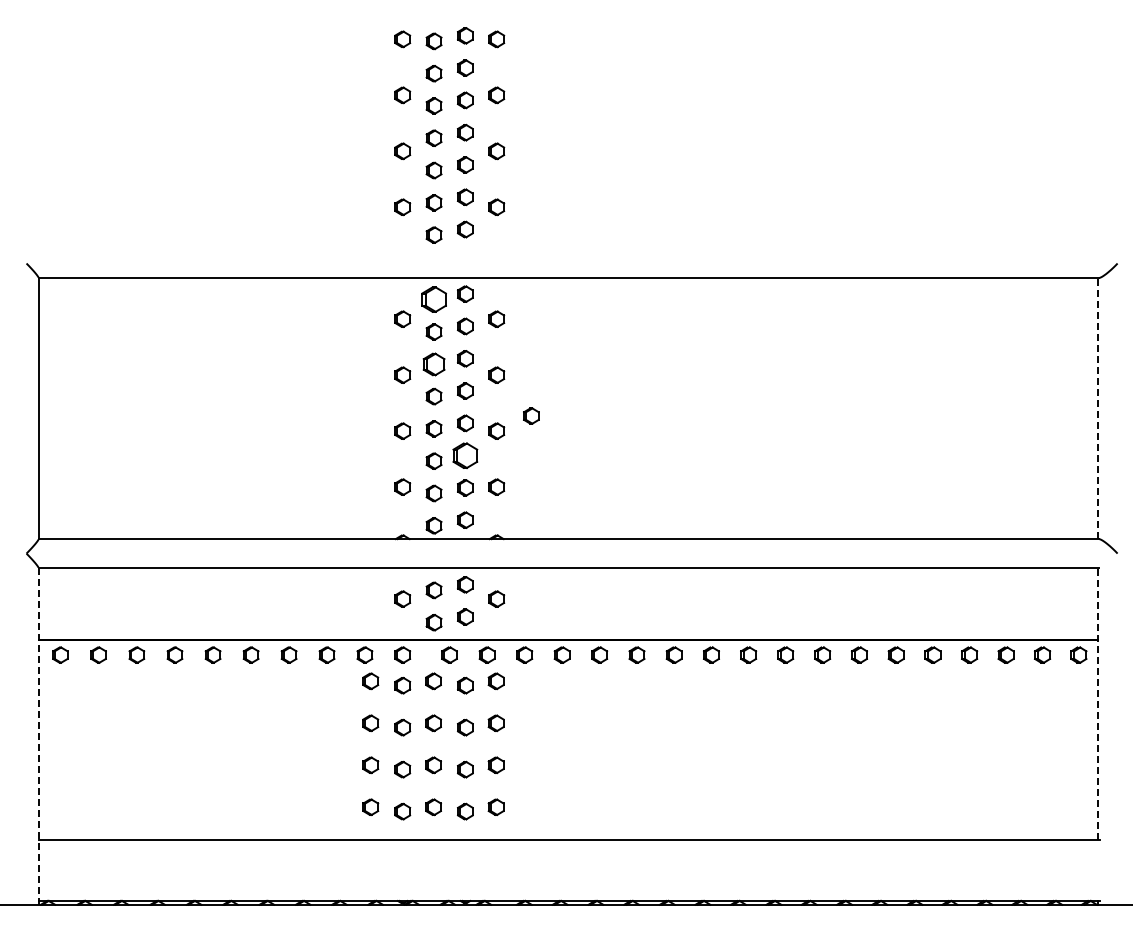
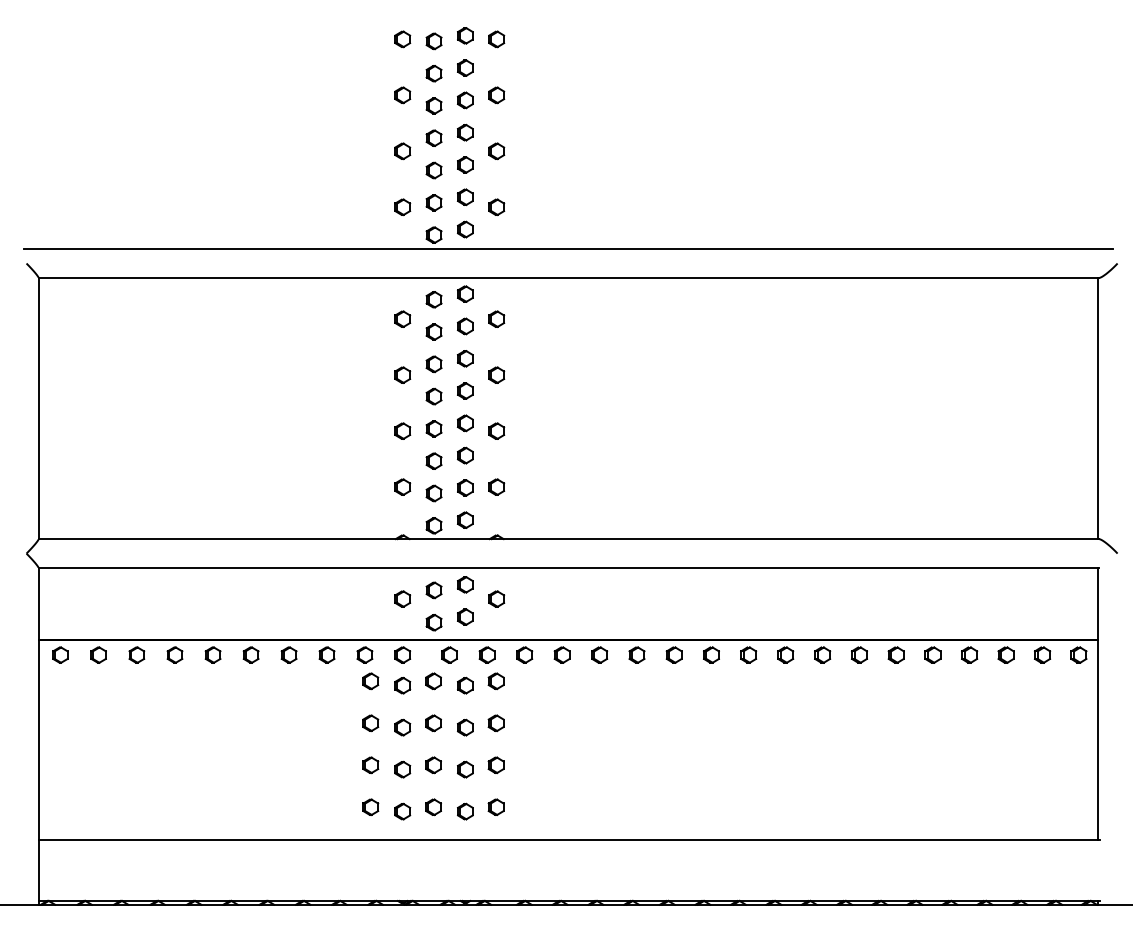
line: none -> present (568, 248)
part size: 26x27 px -> 18x18 px (433, 299)
part size: 24x25 px -> 18x18 px (433, 363)
line: dashed -> solid (1098, 408)
part: present -> none (531, 415)
part size: 27x27 px -> 17x19 px (465, 455)
line: dashed -> solid (1098, 704)
line: dashed -> solid (38, 735)
